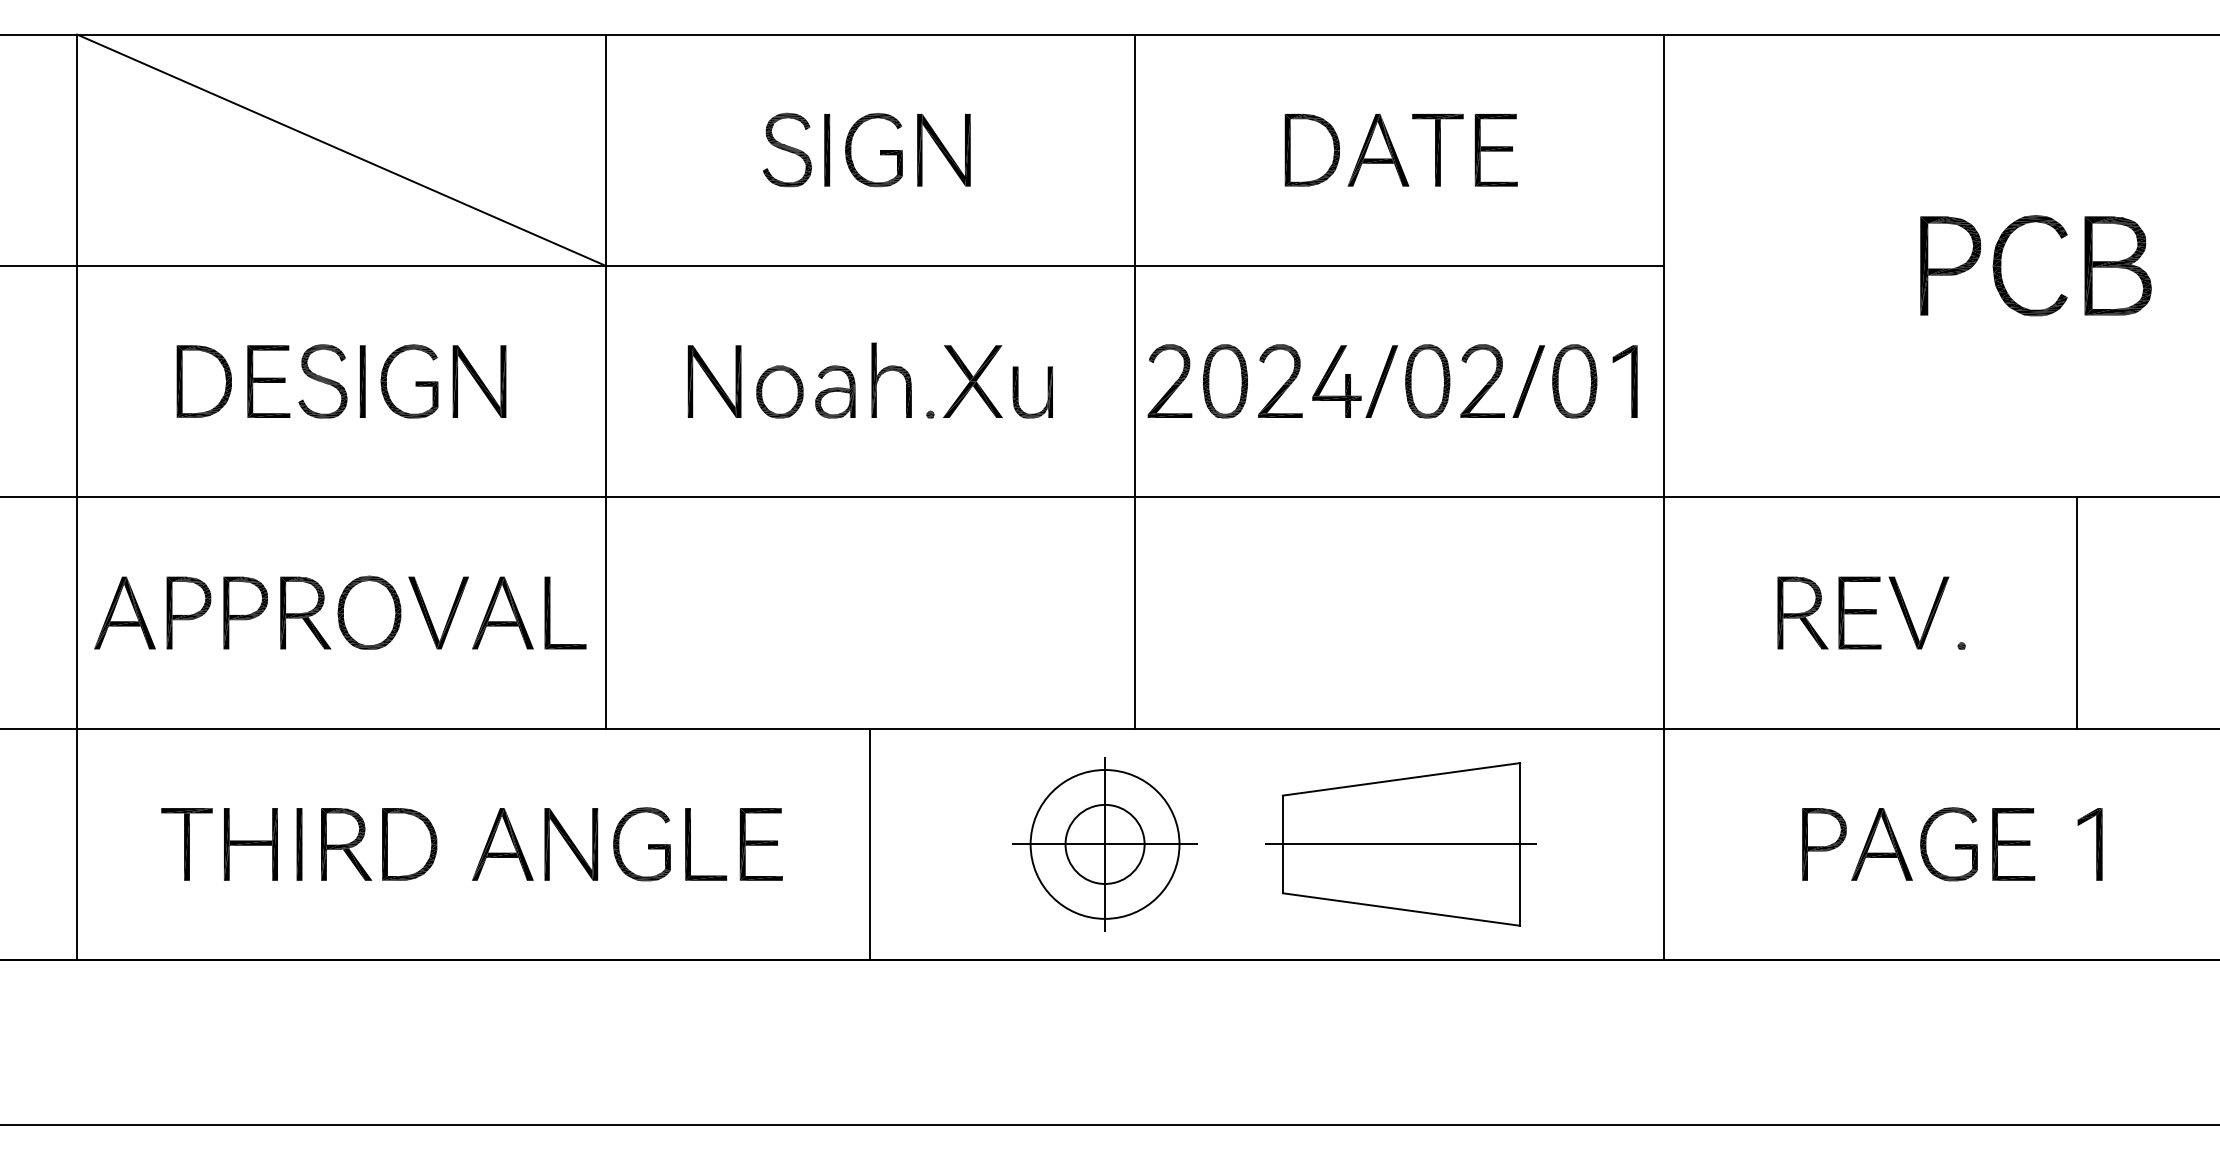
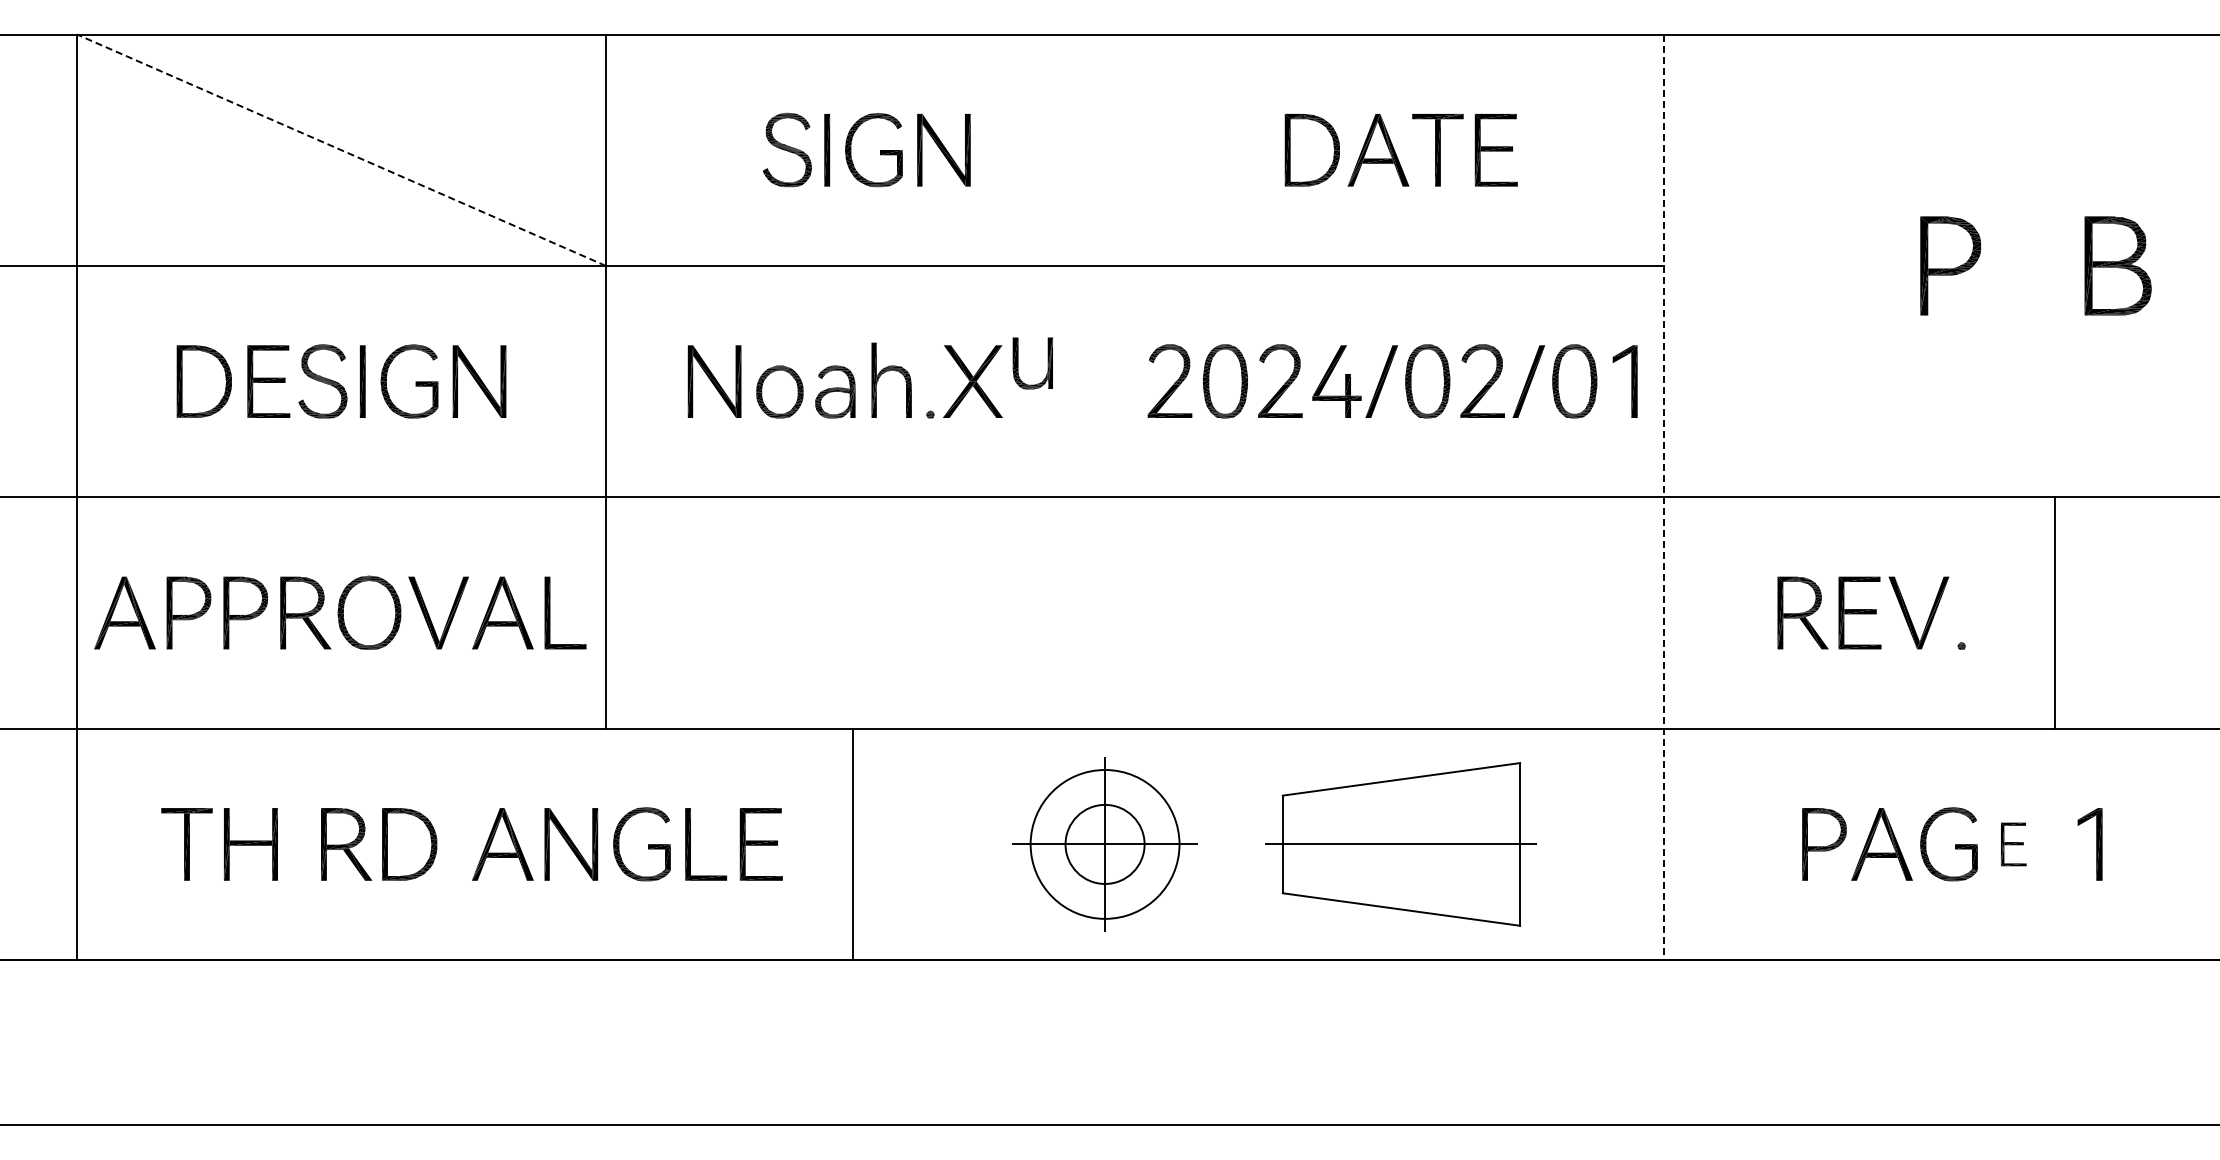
line: solid -> dashed (341, 150)
part: present -> none (2001, 265)
line: present -> none (1134, 381)
part position: (1018, 392) -> (1018, 363) (1018, 363)
line: solid -> dashed (1663, 497)
line position: (2076, 612) -> (2054, 612) (2054, 612)
part: present -> none (299, 844)
line position: (870, 844) -> (853, 844) (853, 844)
part size: 44x73 px -> 26x45 px (2013, 844)
